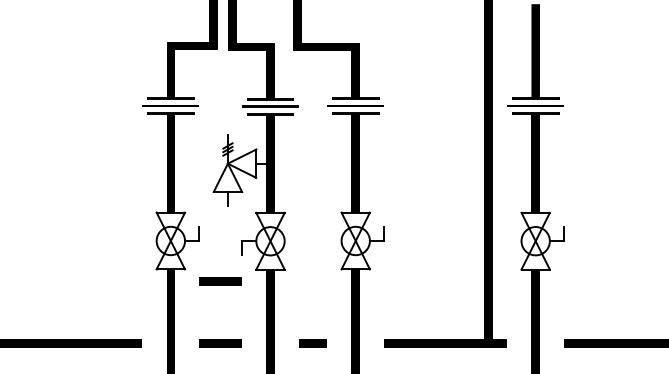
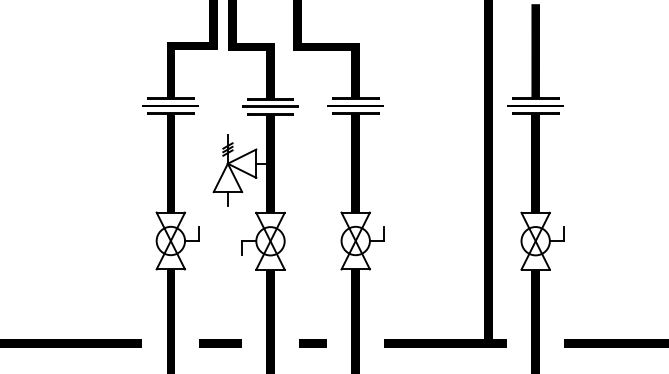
line: present -> none (220, 281)
